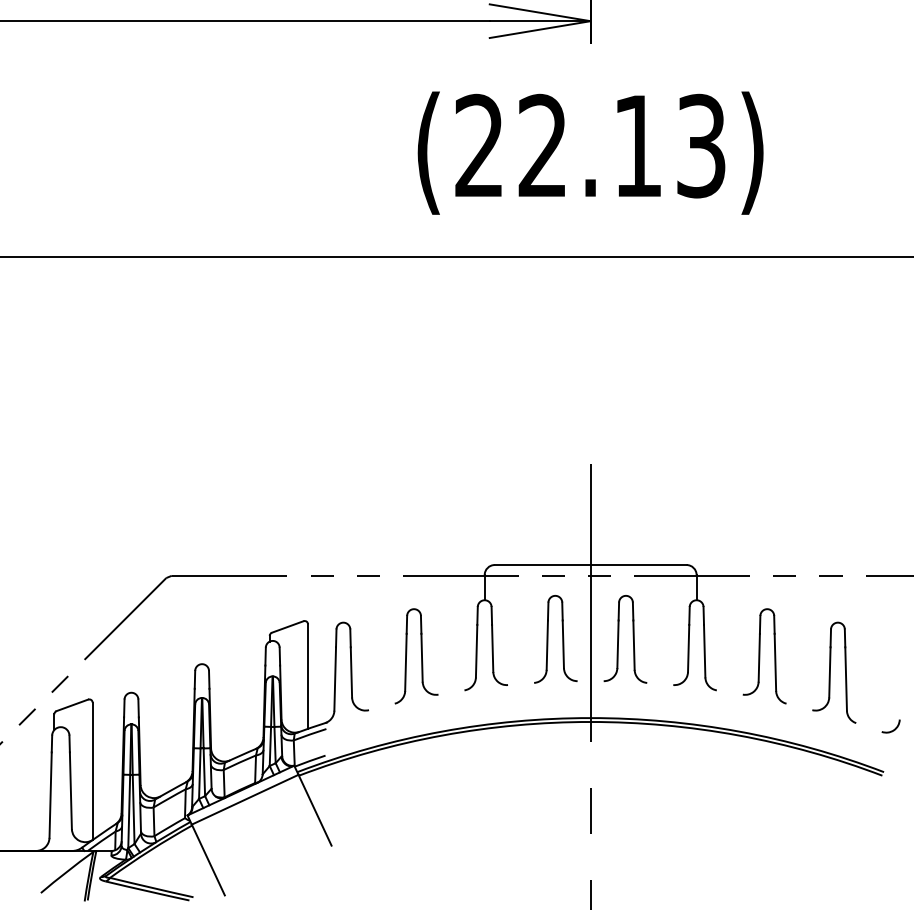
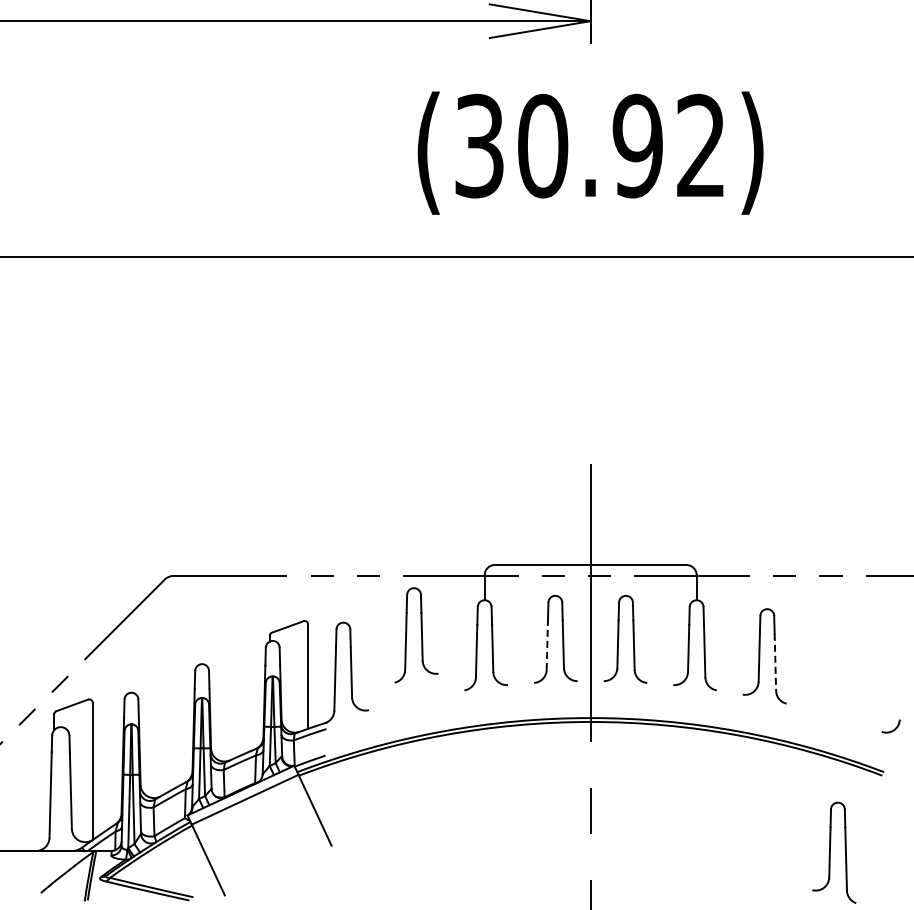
text: 22.13 -> 30.92 (590, 145)
line: solid -> dashed (547, 645)
part position: (416, 656) -> (416, 635) (416, 635)
line: solid -> dashed (775, 662)
part position: (834, 672) -> (834, 852) (834, 852)
